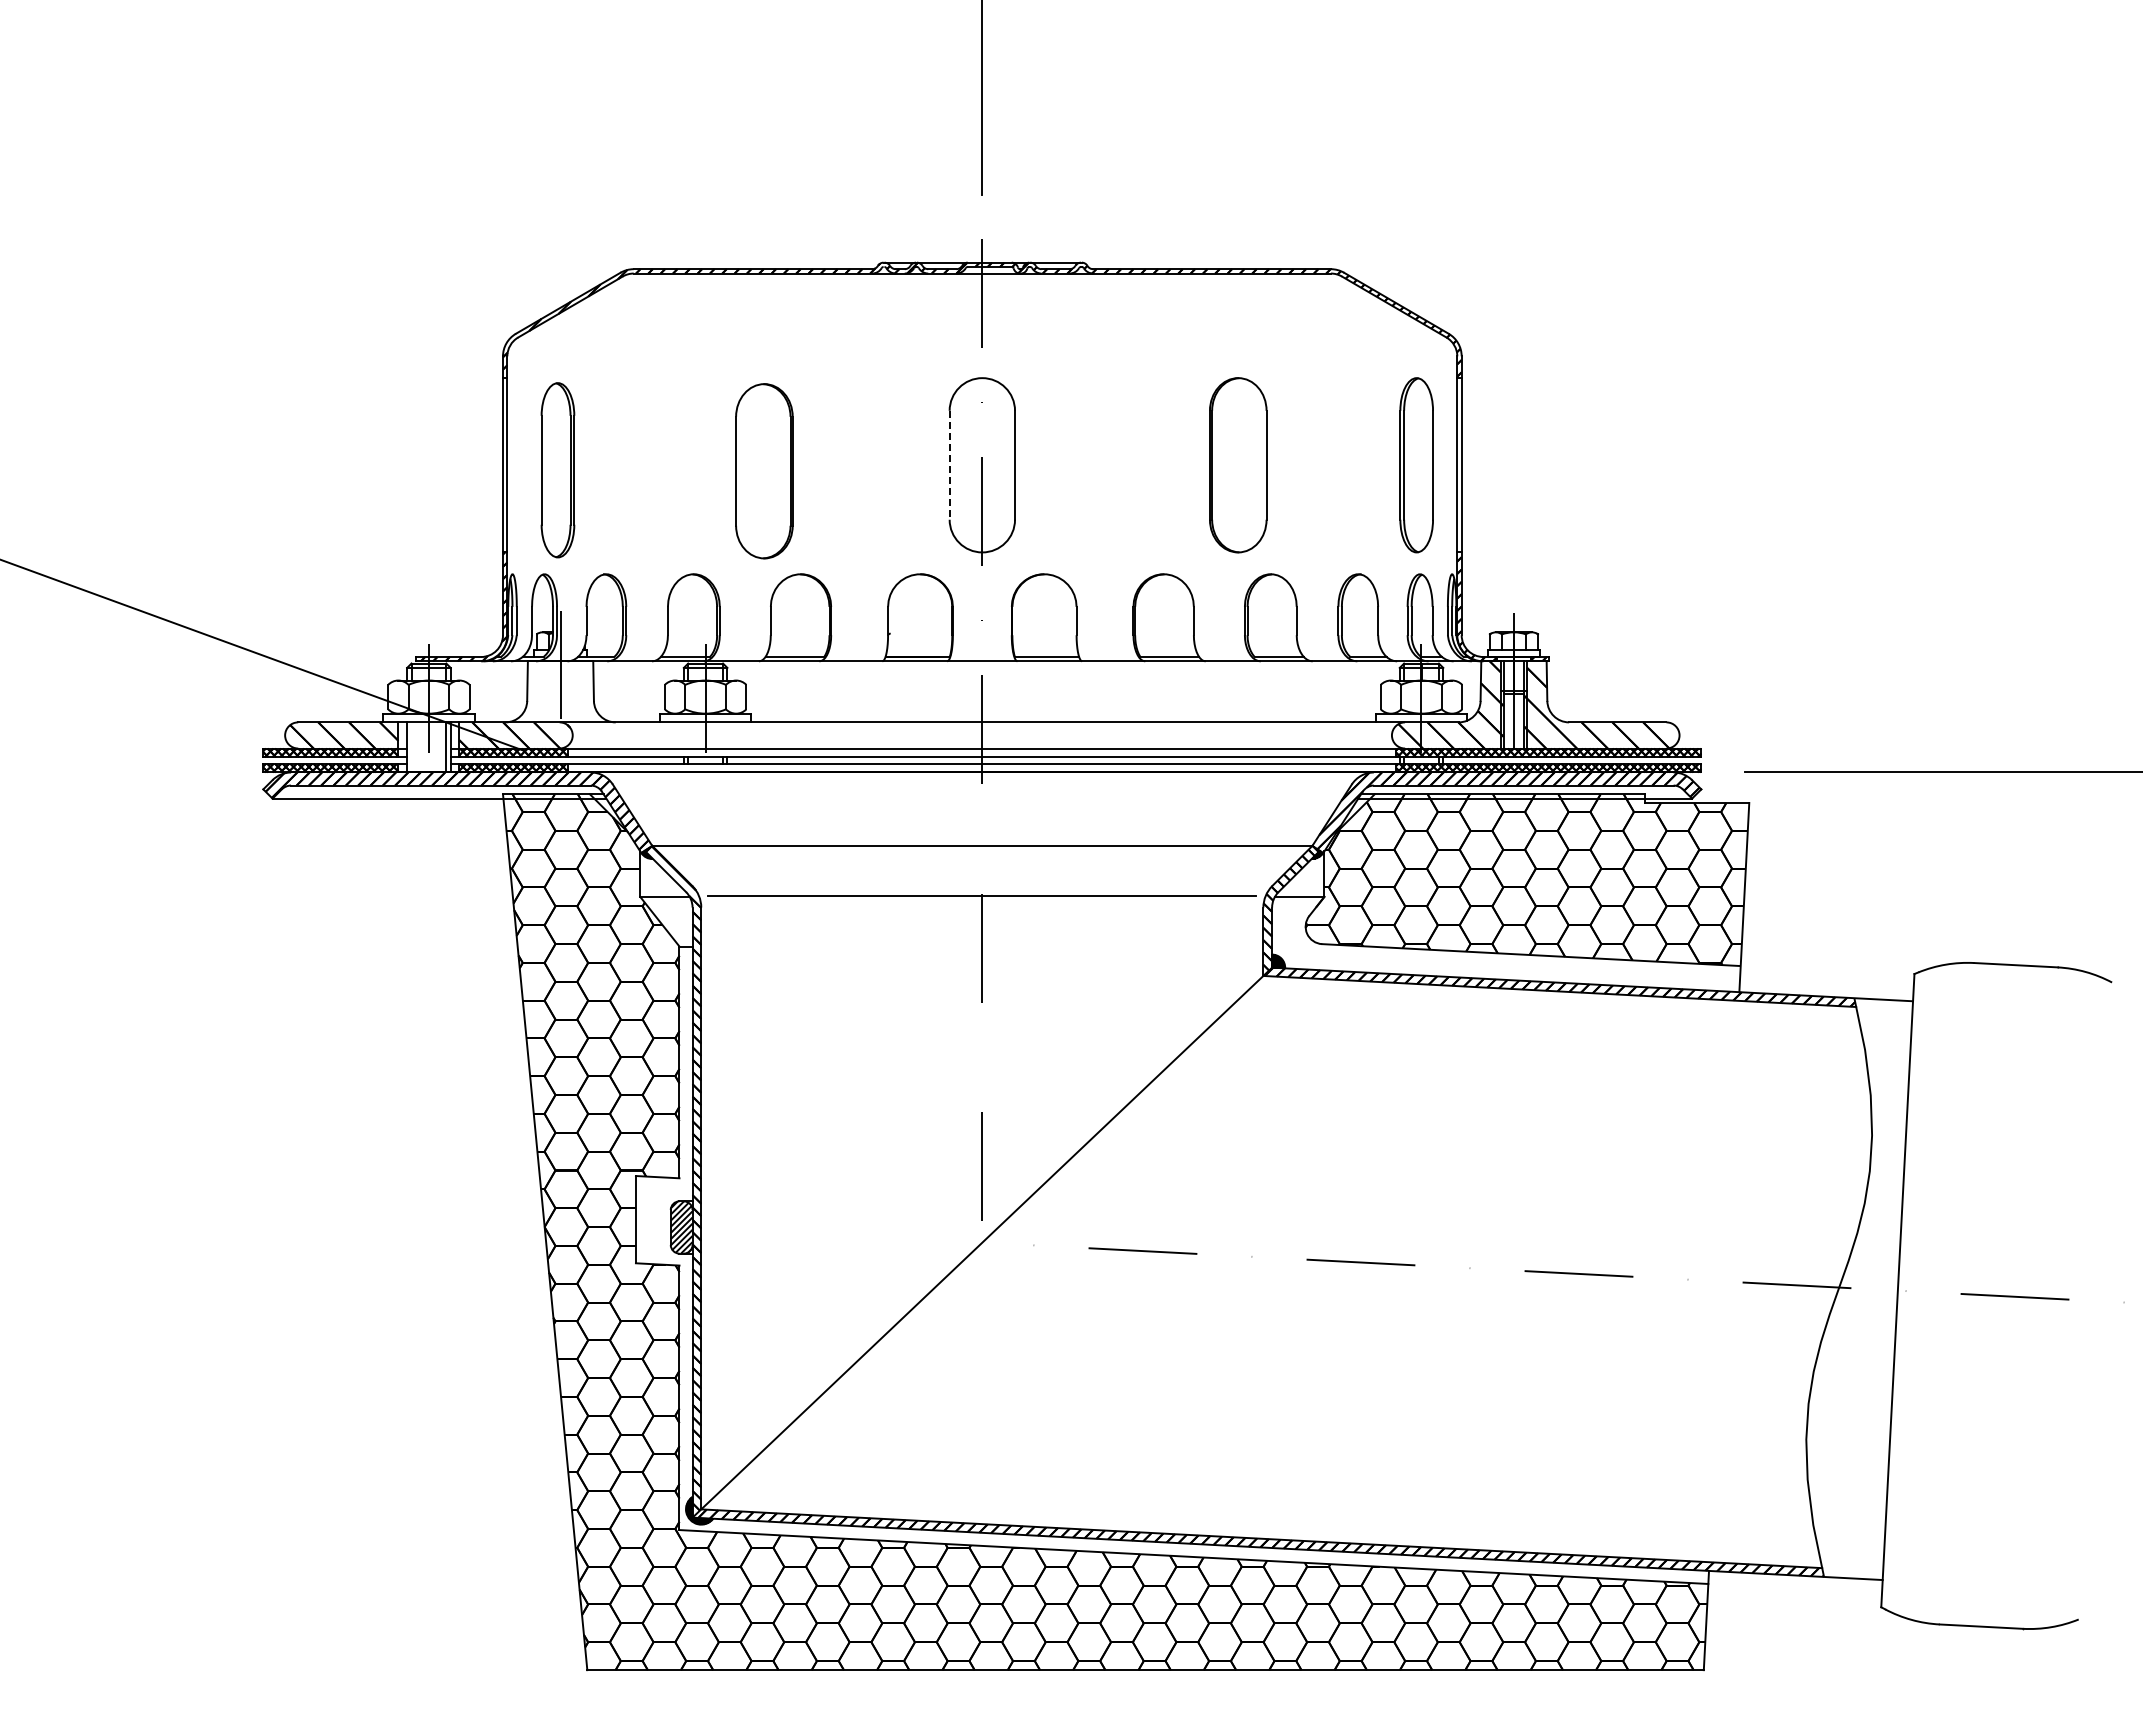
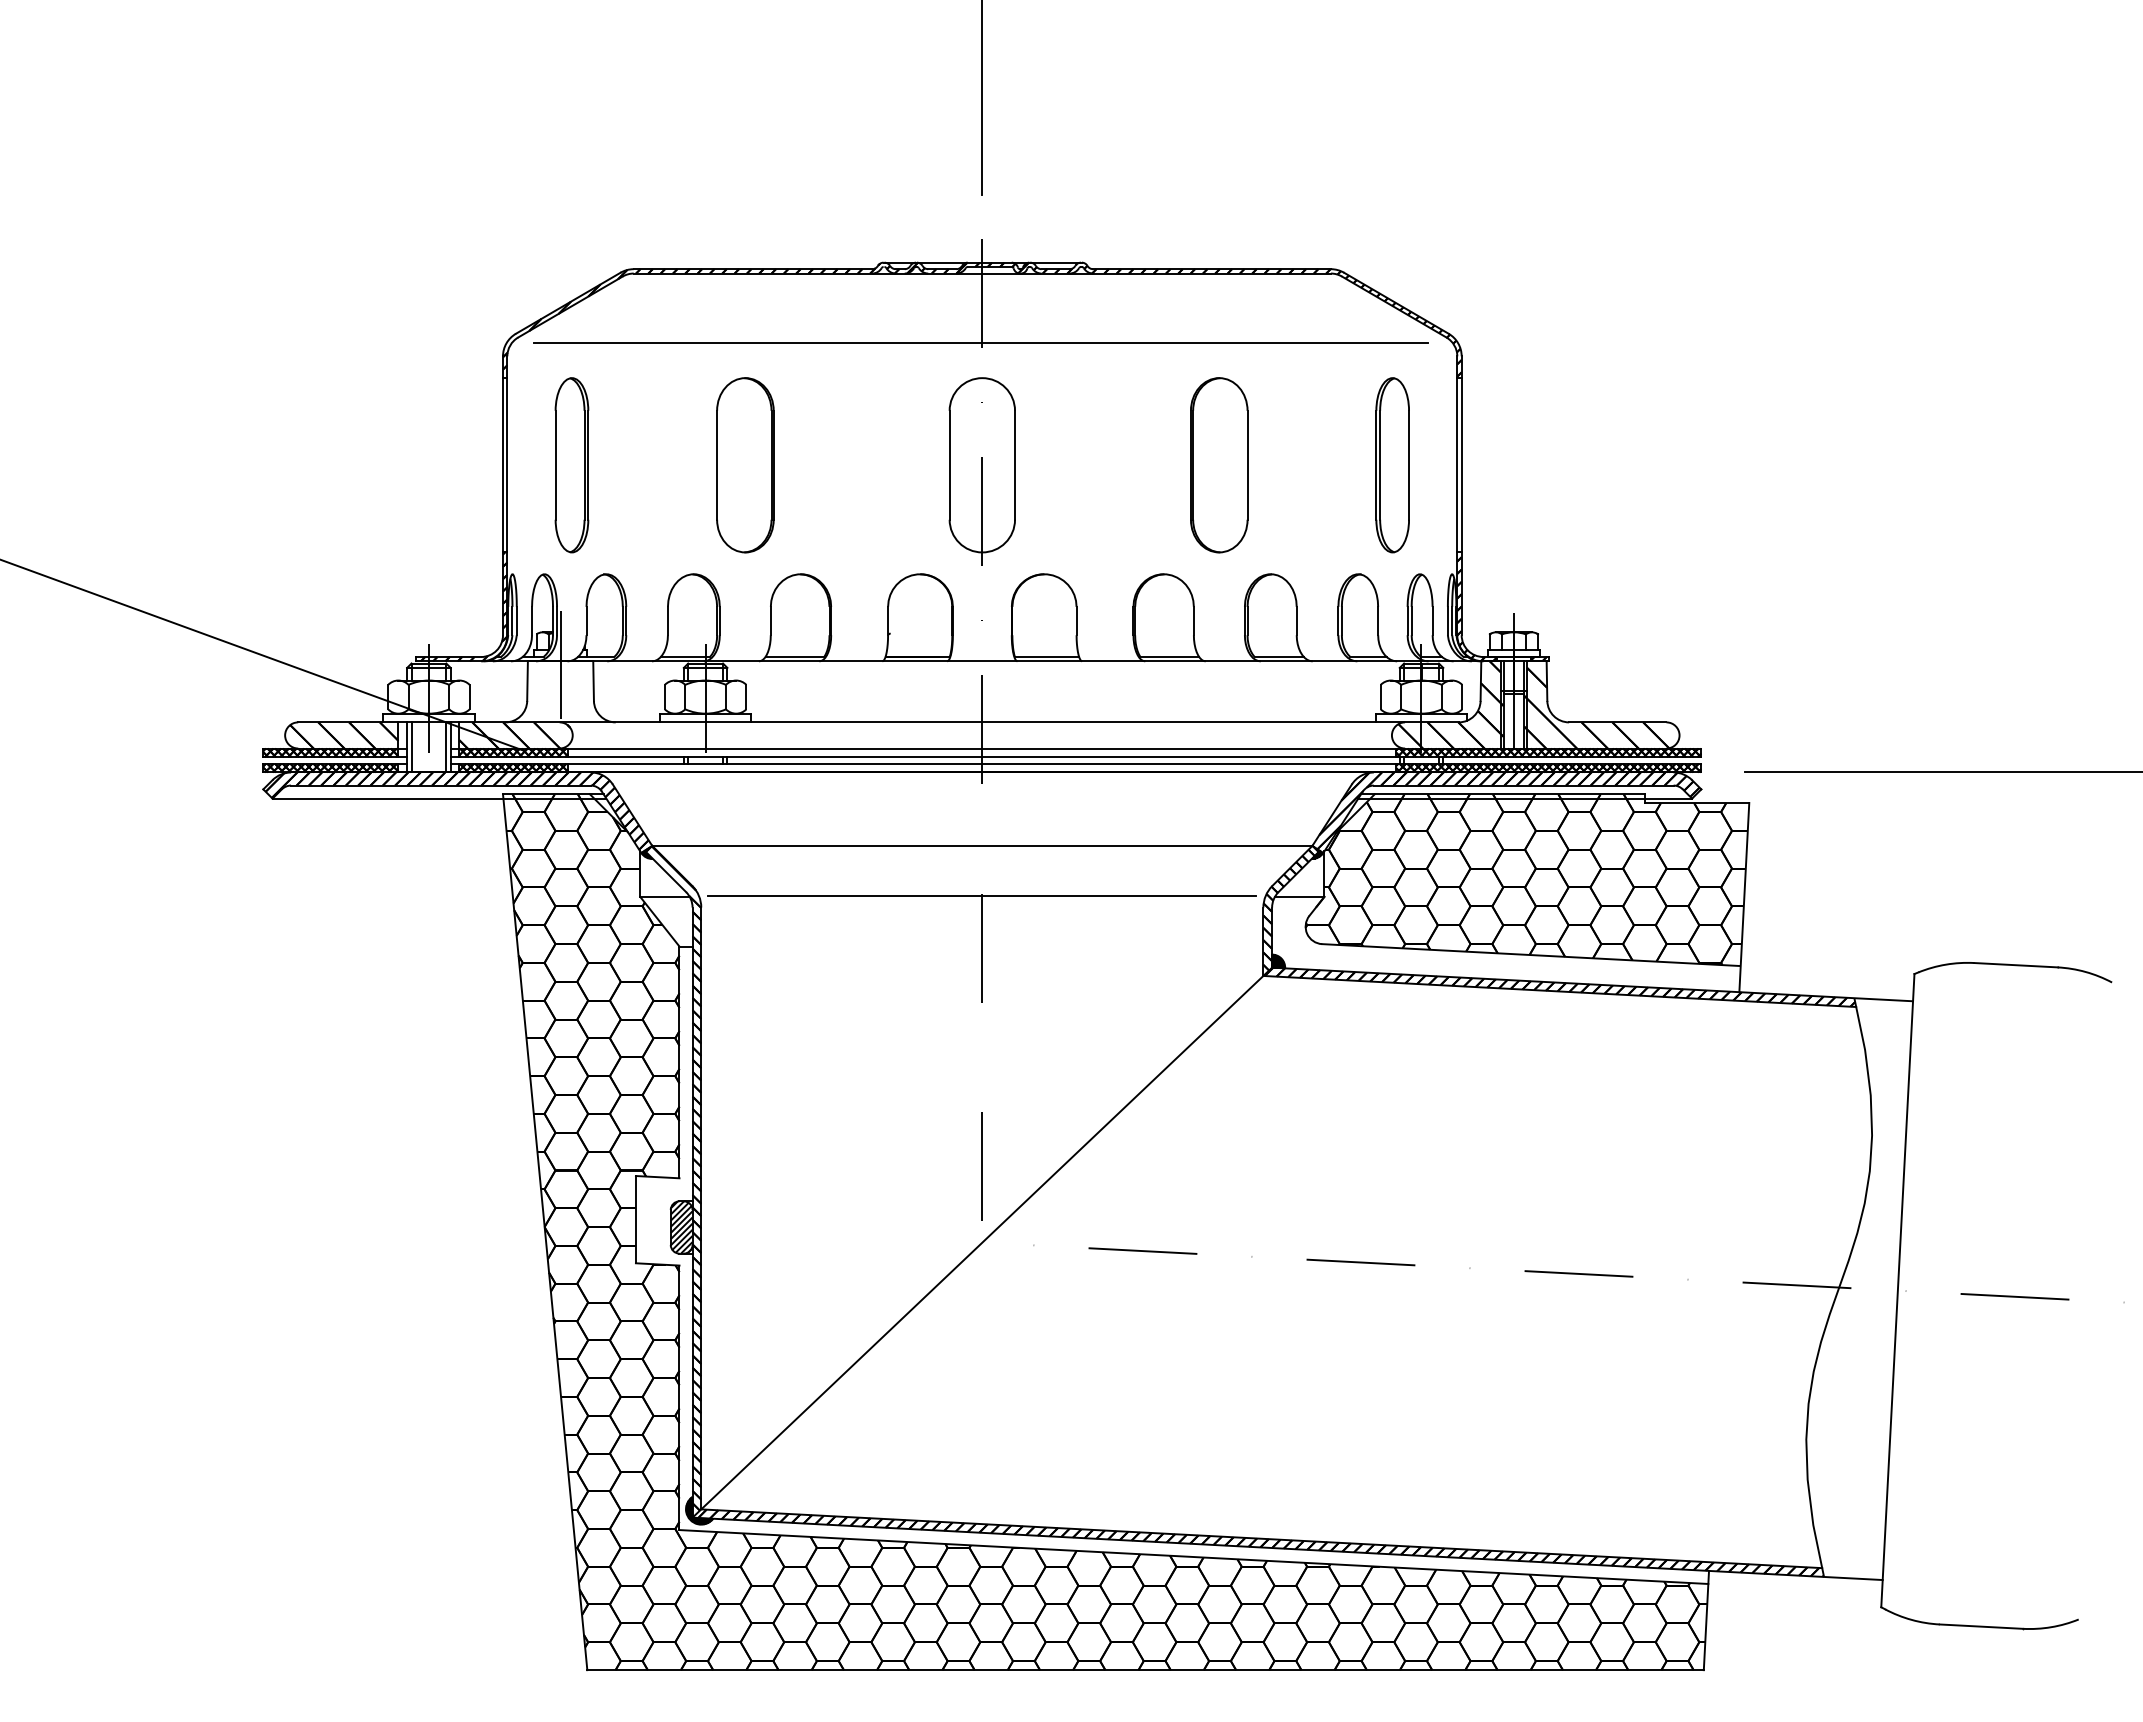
line: none -> present (981, 343)
line: dashed -> solid (949, 465)
part position: (1238, 465) -> (1219, 465) (1219, 465)
part position: (1416, 465) -> (1392, 465) (1392, 465)
part position: (557, 470) -> (571, 465) (571, 465)
part position: (764, 471) -> (745, 465) (745, 465)
line: none -> present (411, 747)
